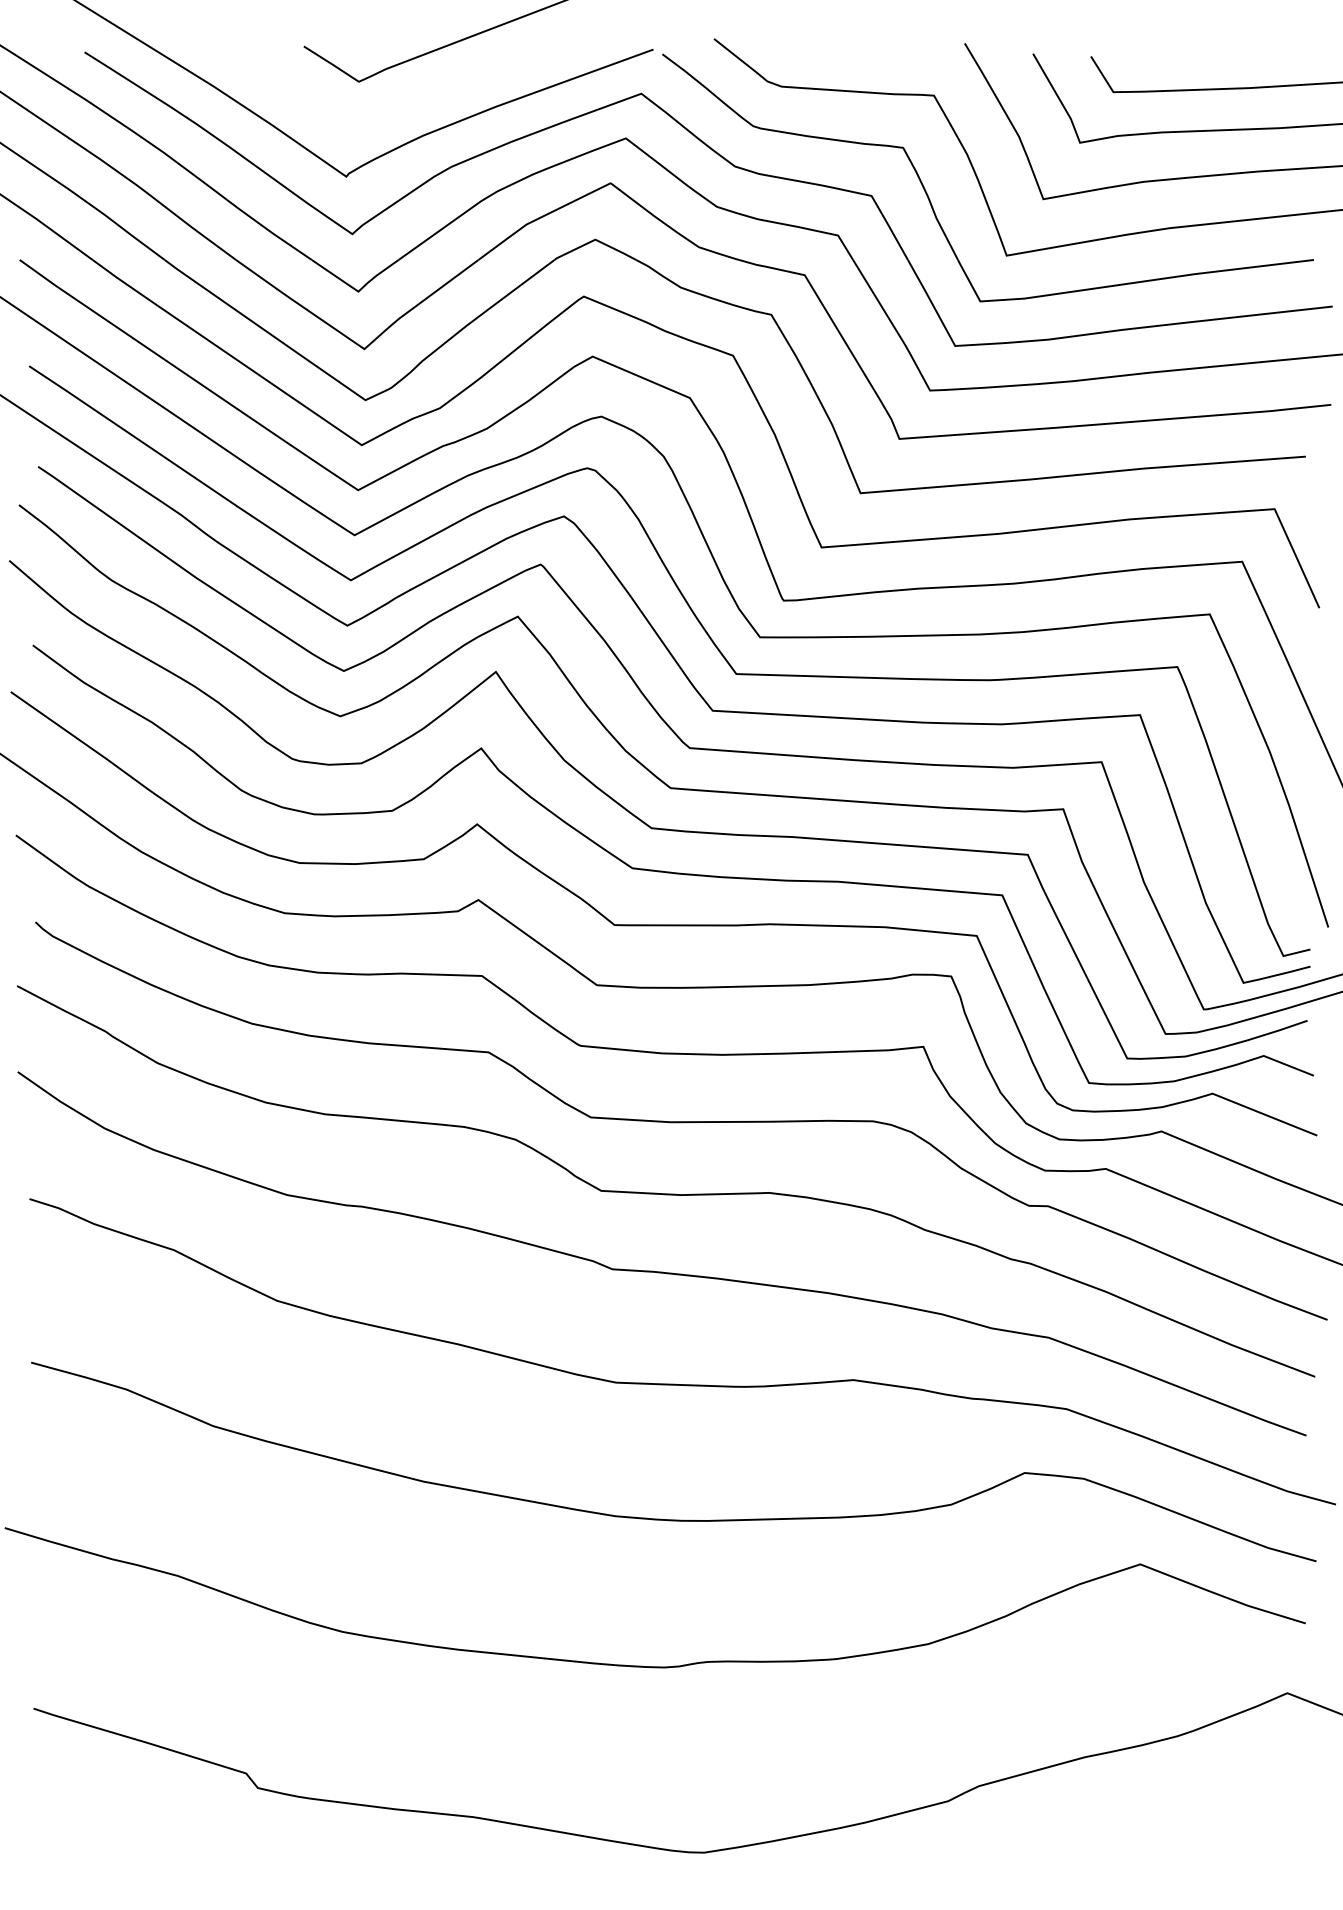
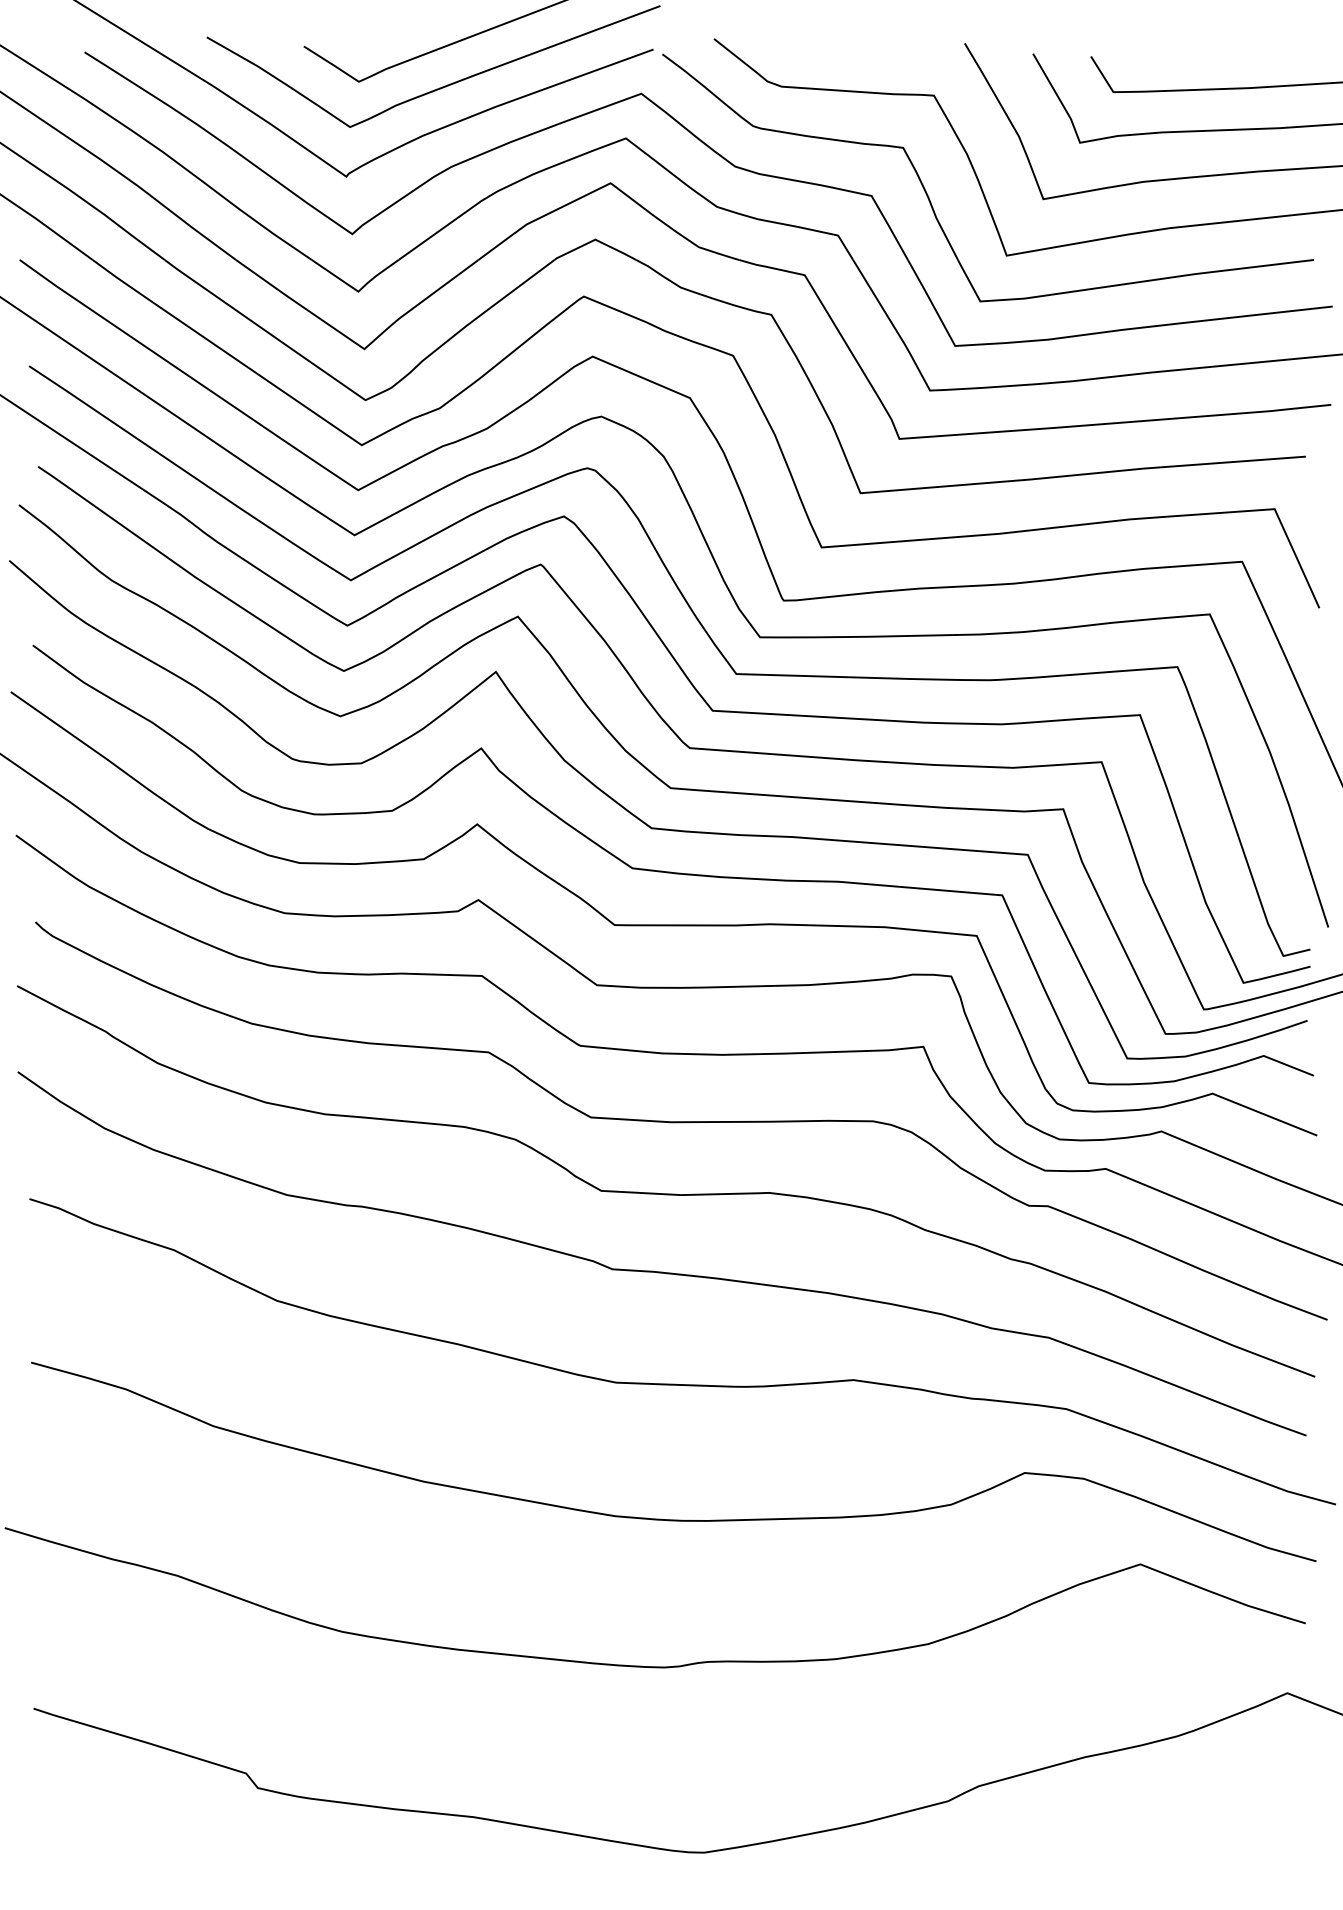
curve: none -> present (439, 87)
